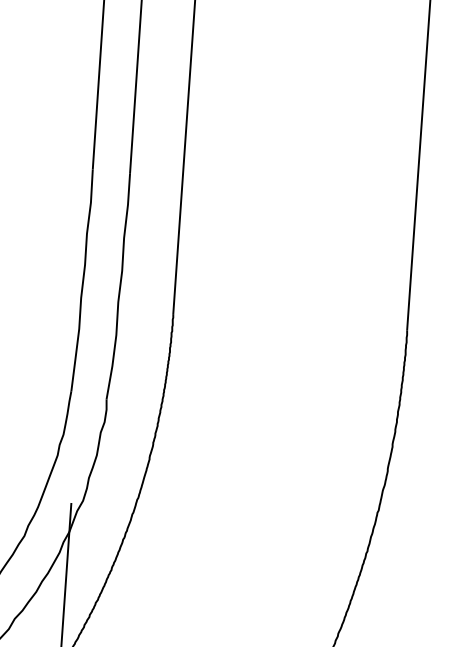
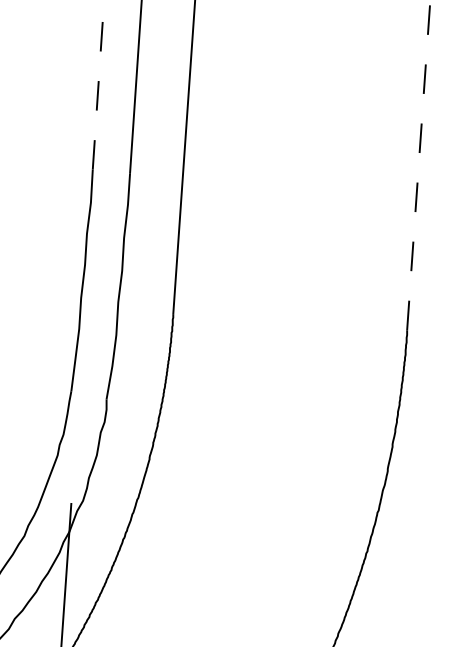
line: solid -> dashed (98, 84)
line: solid -> dashed (418, 164)
